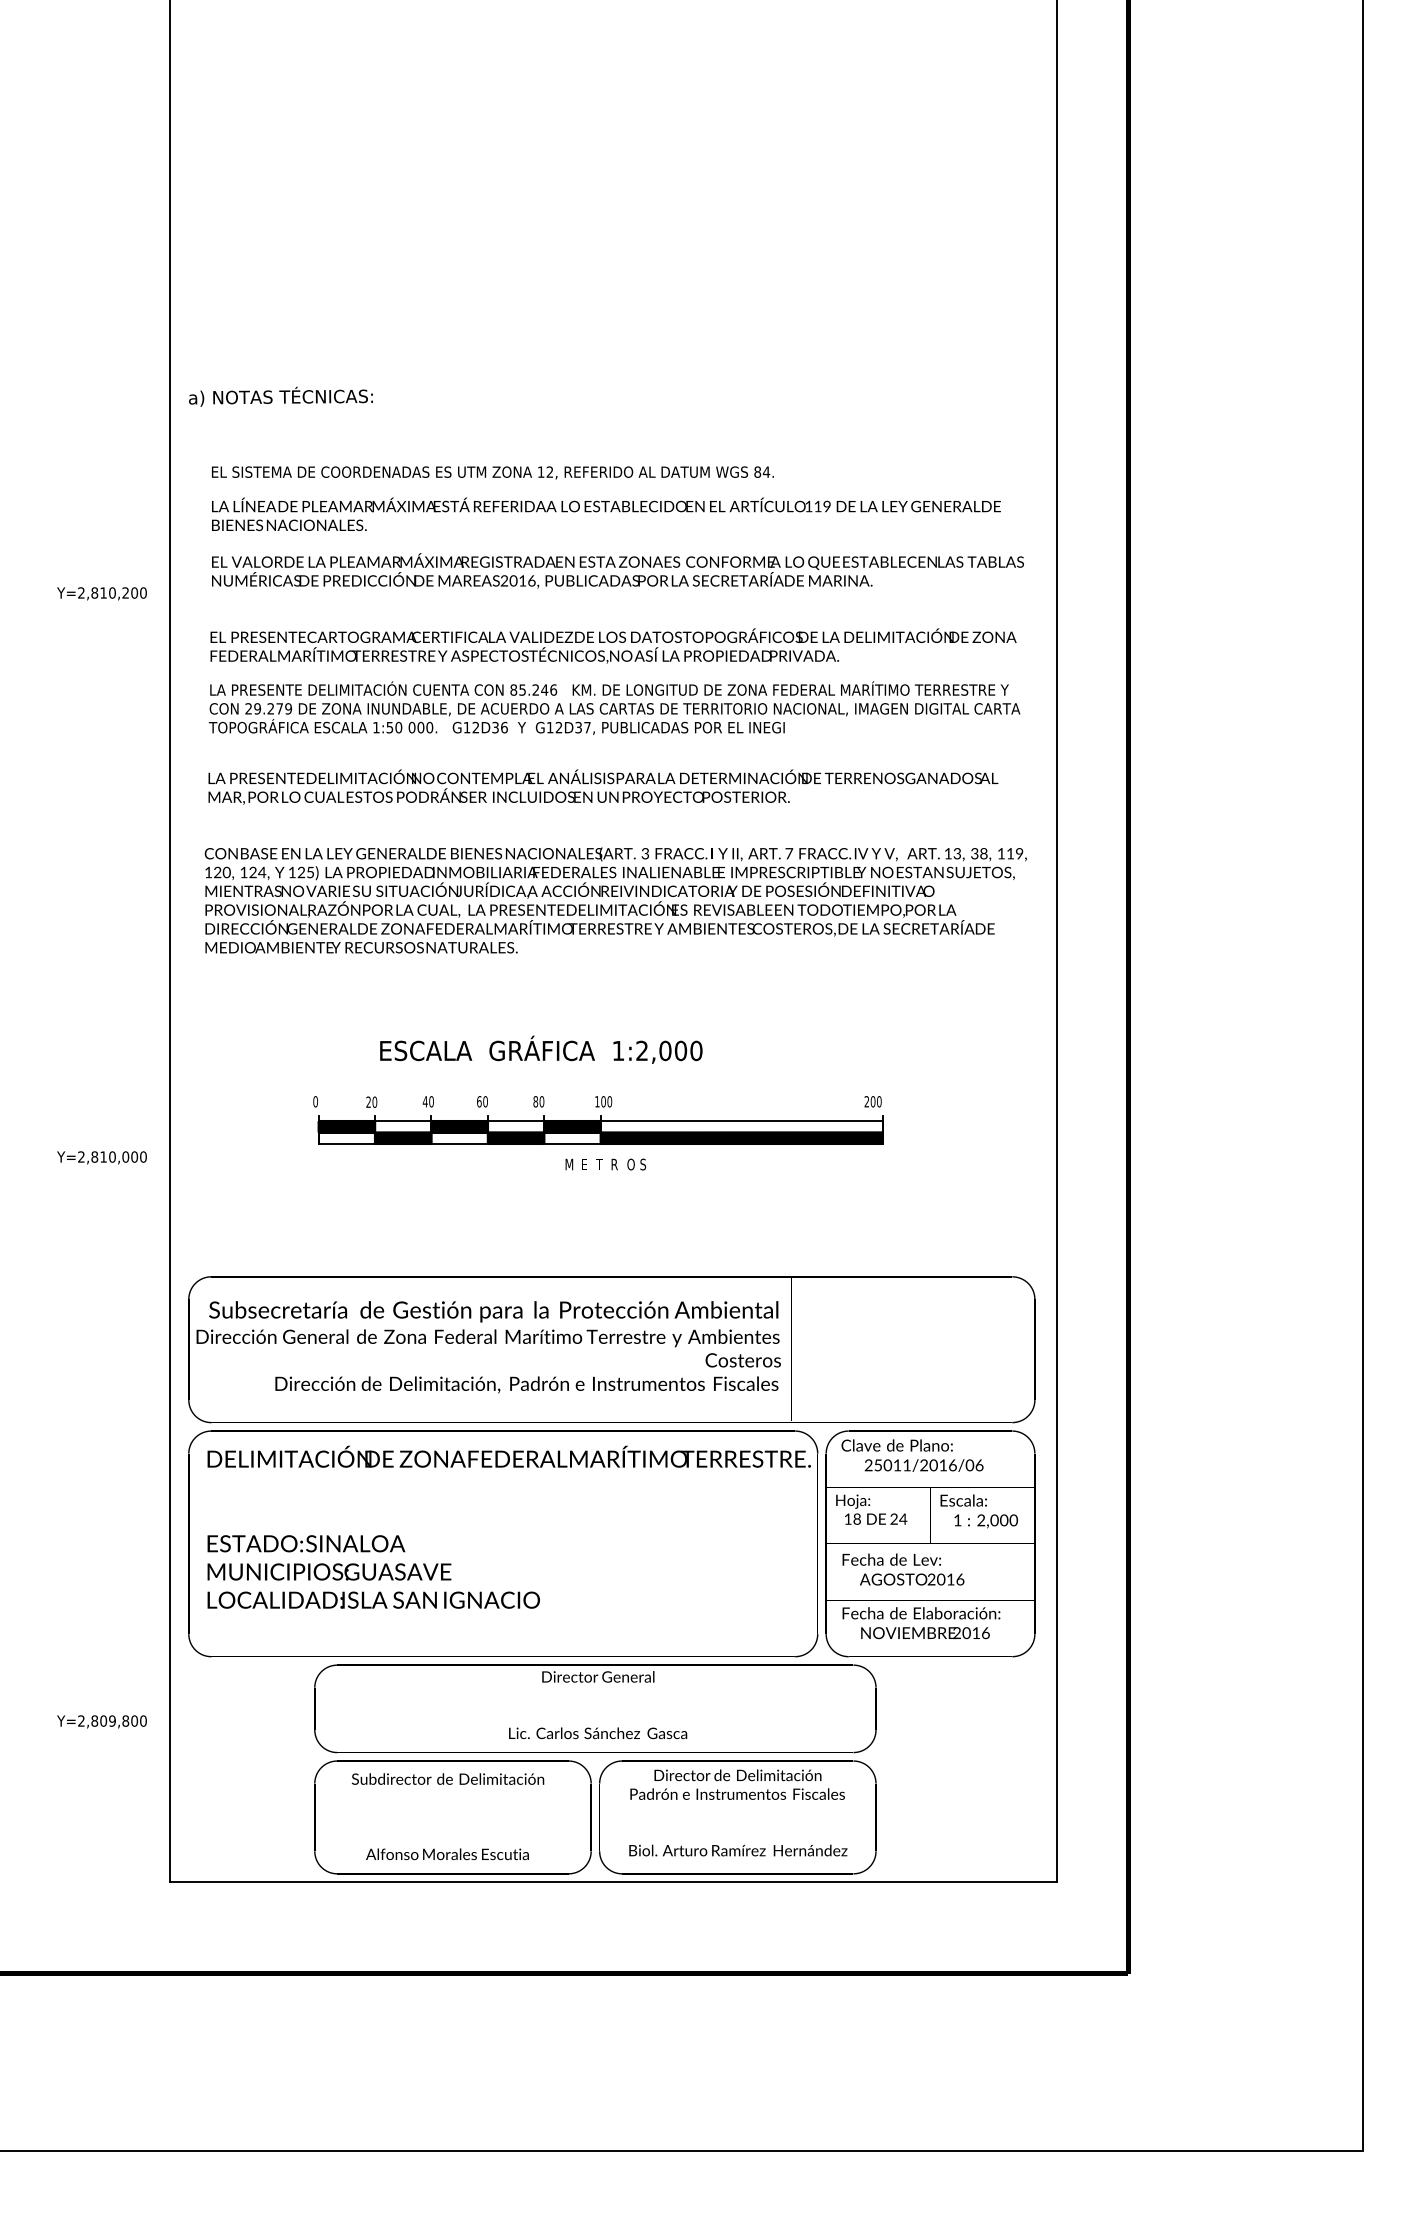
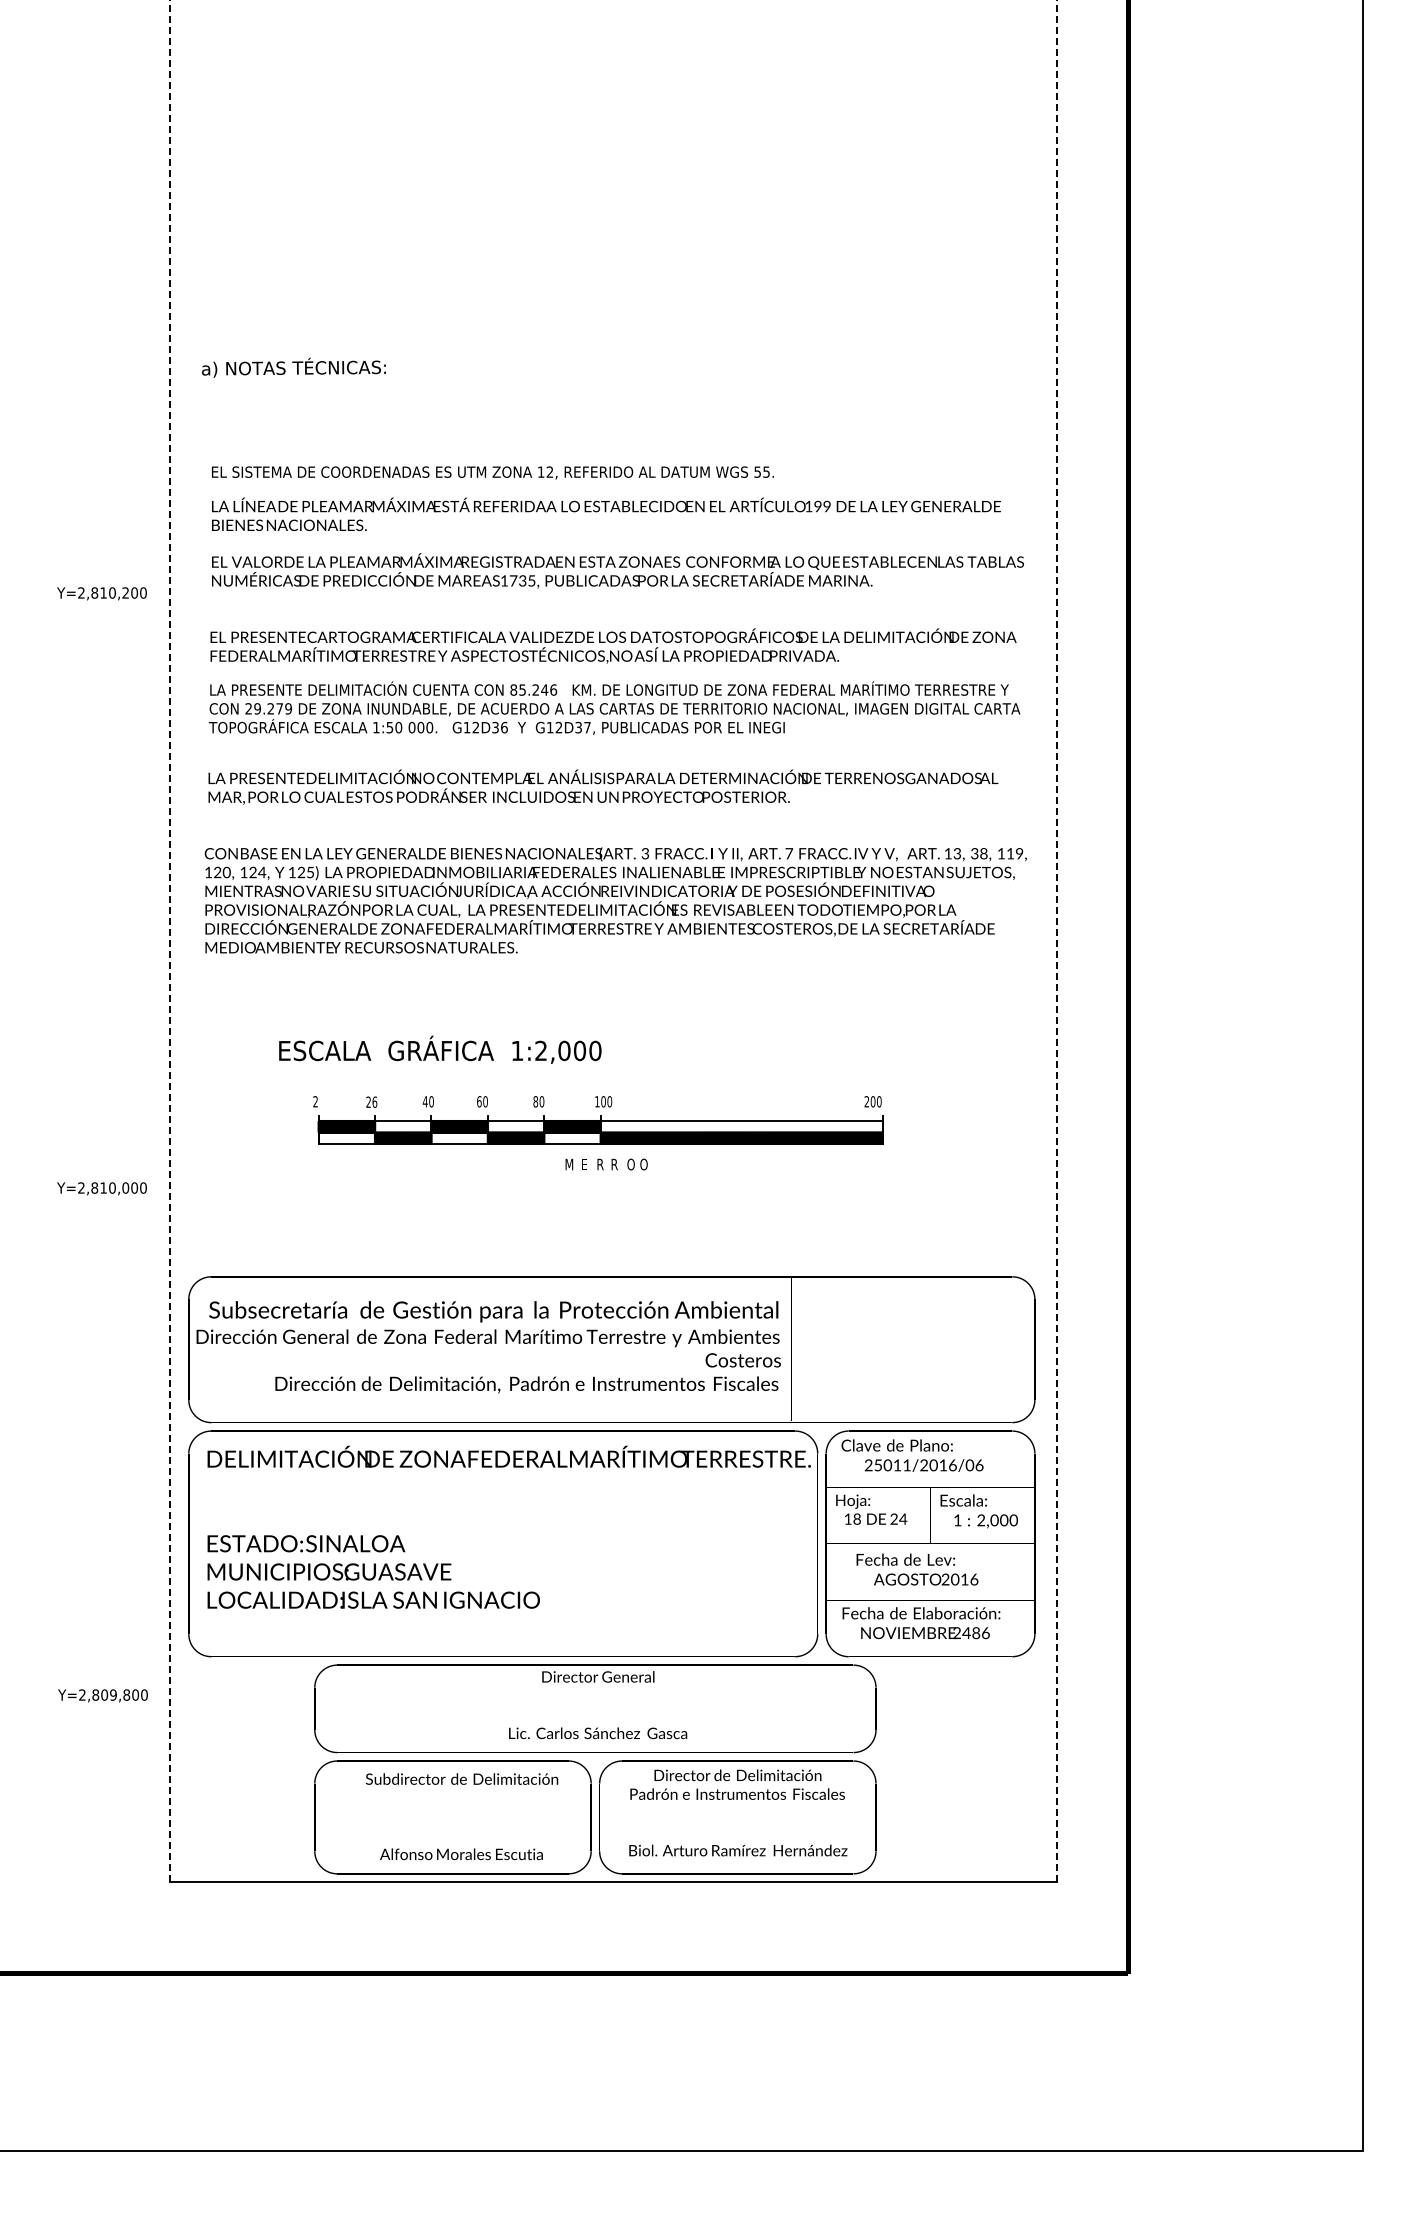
text position: (280, 396) -> (293, 367) (293, 367)
text: 84. -> 55. (762, 471)
text: 119 -> 199 (817, 506)
text: 2016, -> 1735, (517, 580)
line: solid -> dashed (170, 940)
line: solid -> dashed (1056, 940)
text position: (541, 1049) -> (440, 1049) (440, 1049)
text: 0 -> 2 (315, 1101)
text: 20 -> 26 (374, 1101)
text position: (101, 1157) -> (101, 1188) (101, 1188)
text: T -> R (599, 1164)
text: S -> O (643, 1164)
text position: (903, 1569) -> (917, 1569) (917, 1569)
text: 2016 -> 2486 (971, 1633)
text position: (101, 1721) -> (102, 1695) (102, 1695)
text position: (447, 1816) -> (461, 1816) (461, 1816)
